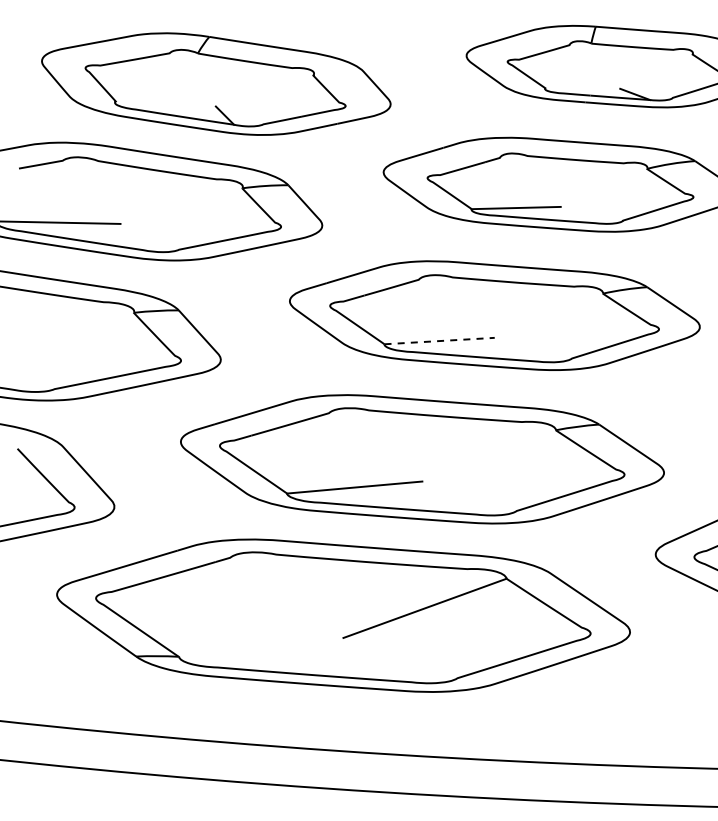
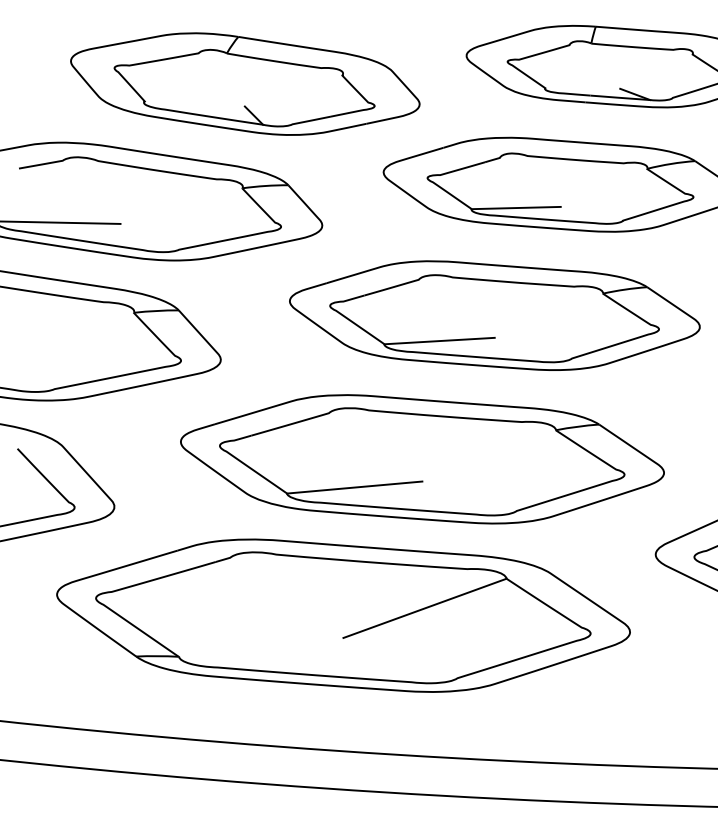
part position: (216, 83) -> (245, 83) (245, 83)
line: dashed -> solid (440, 341)
